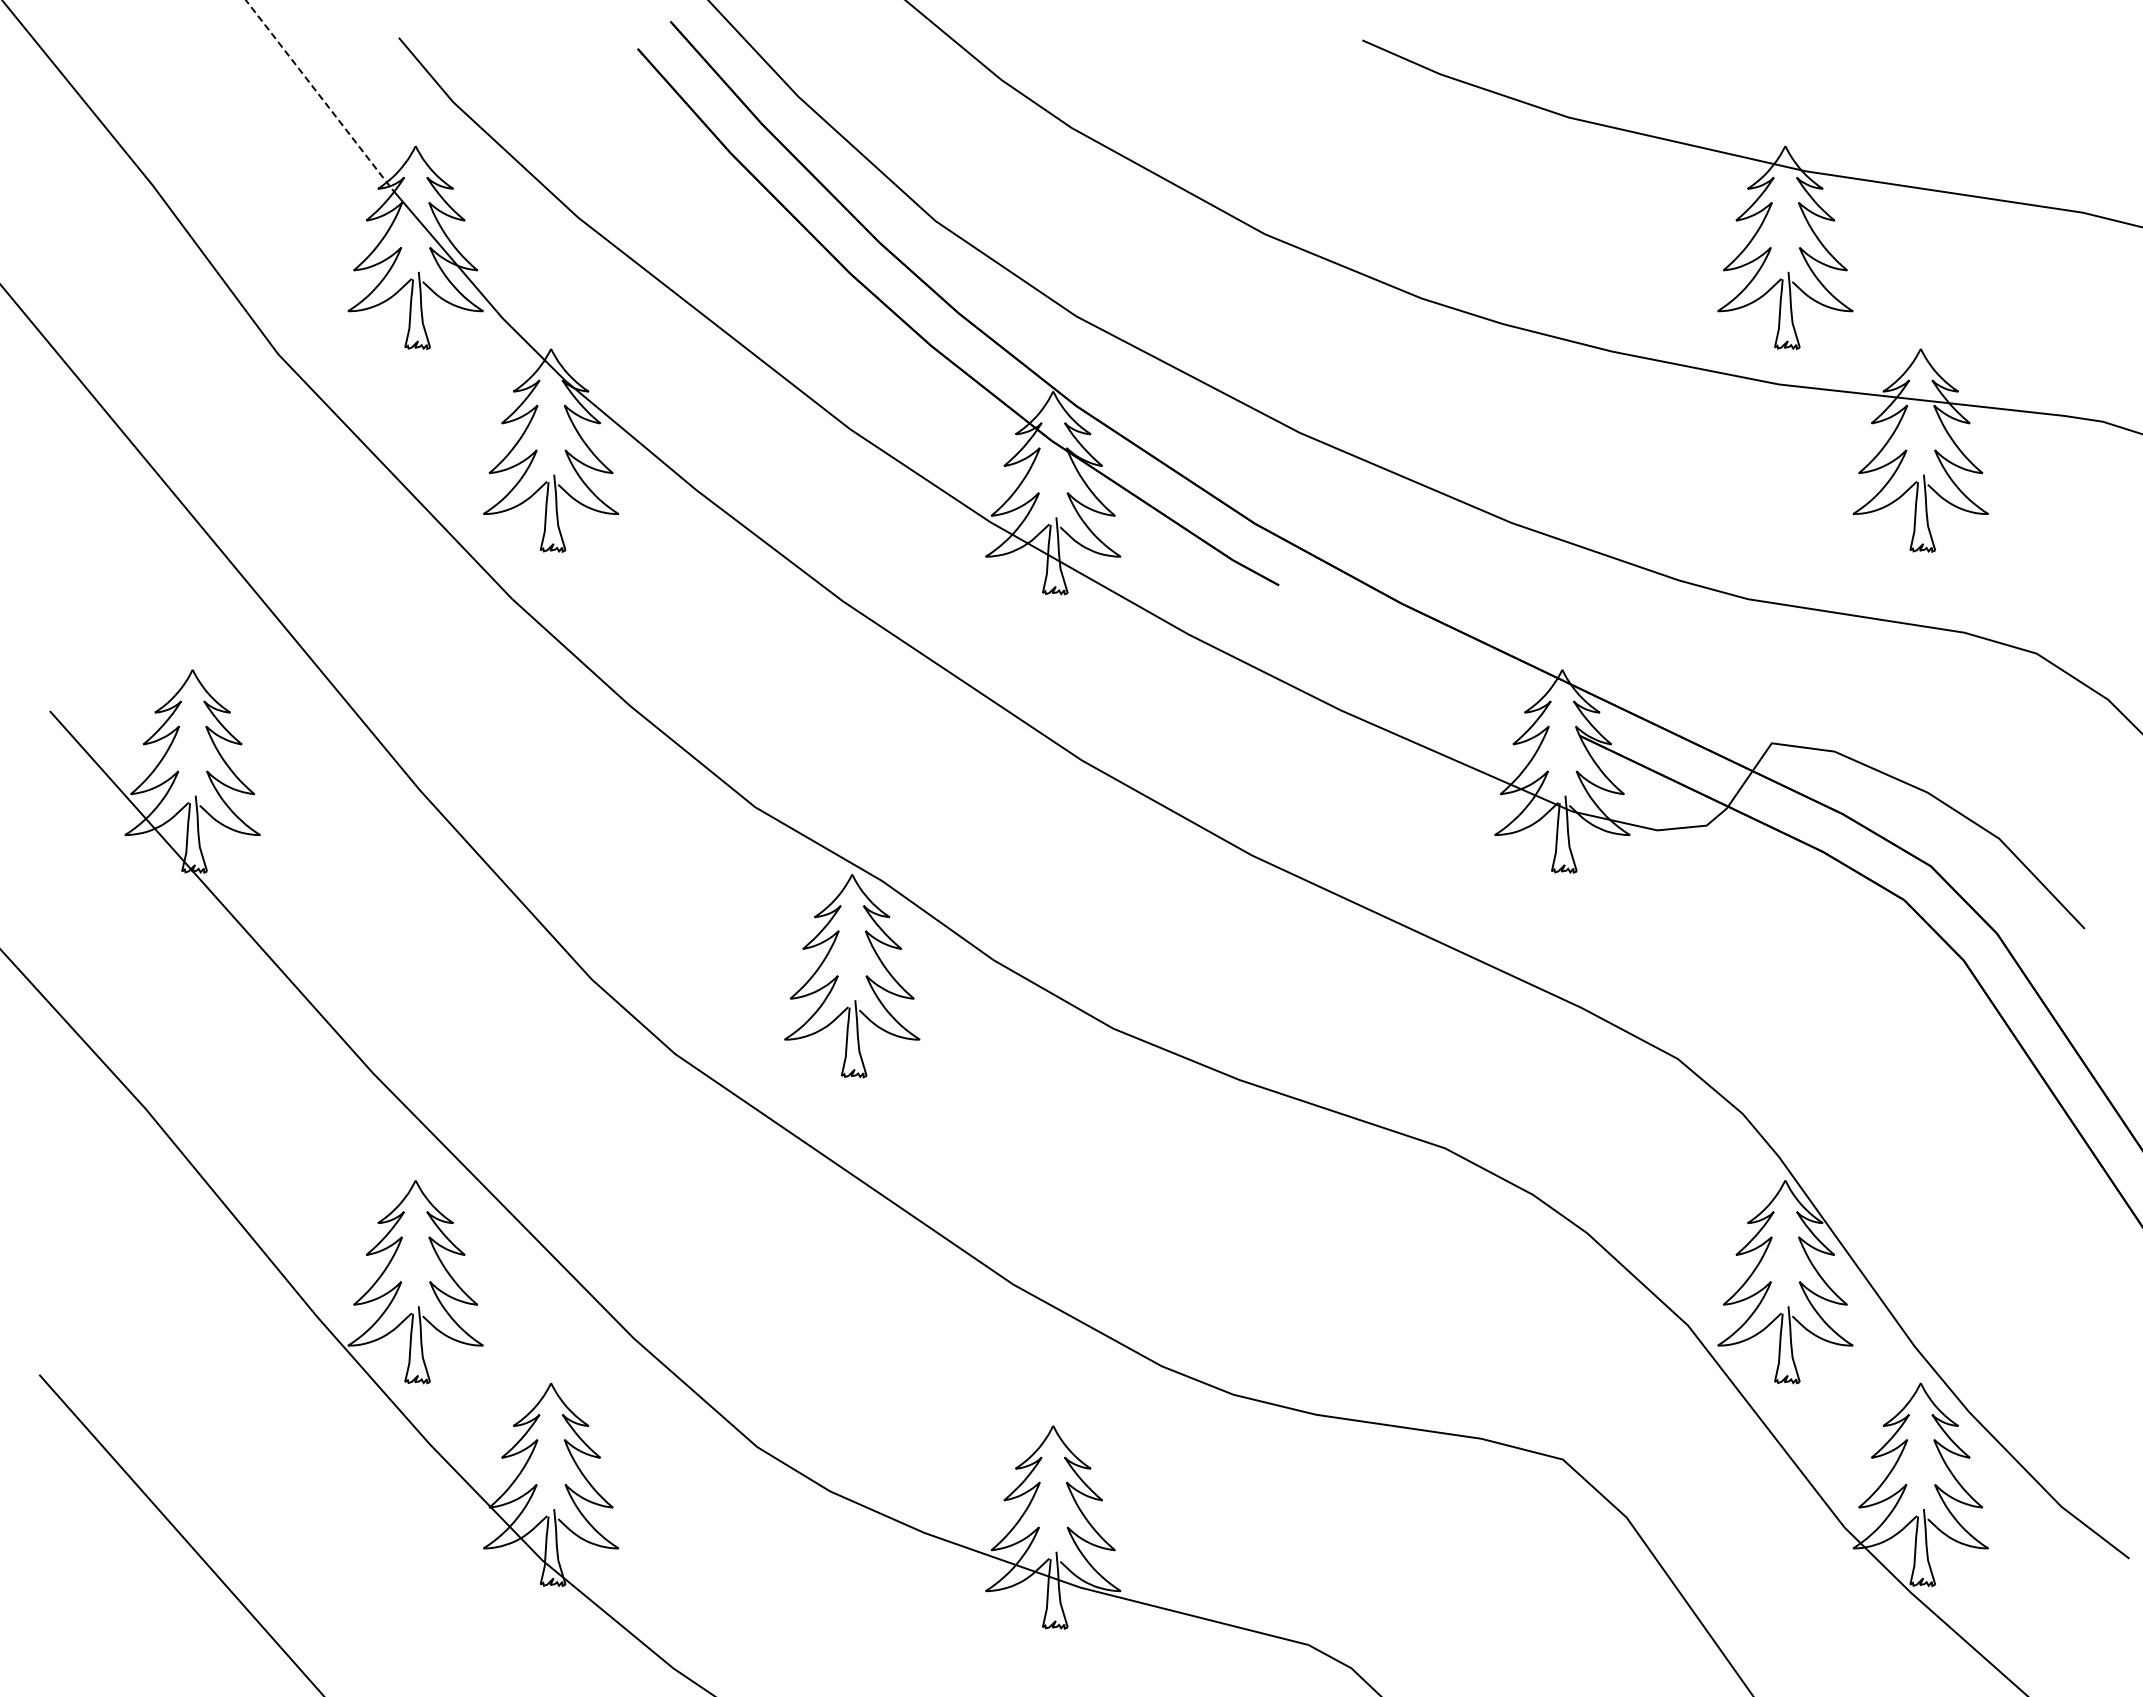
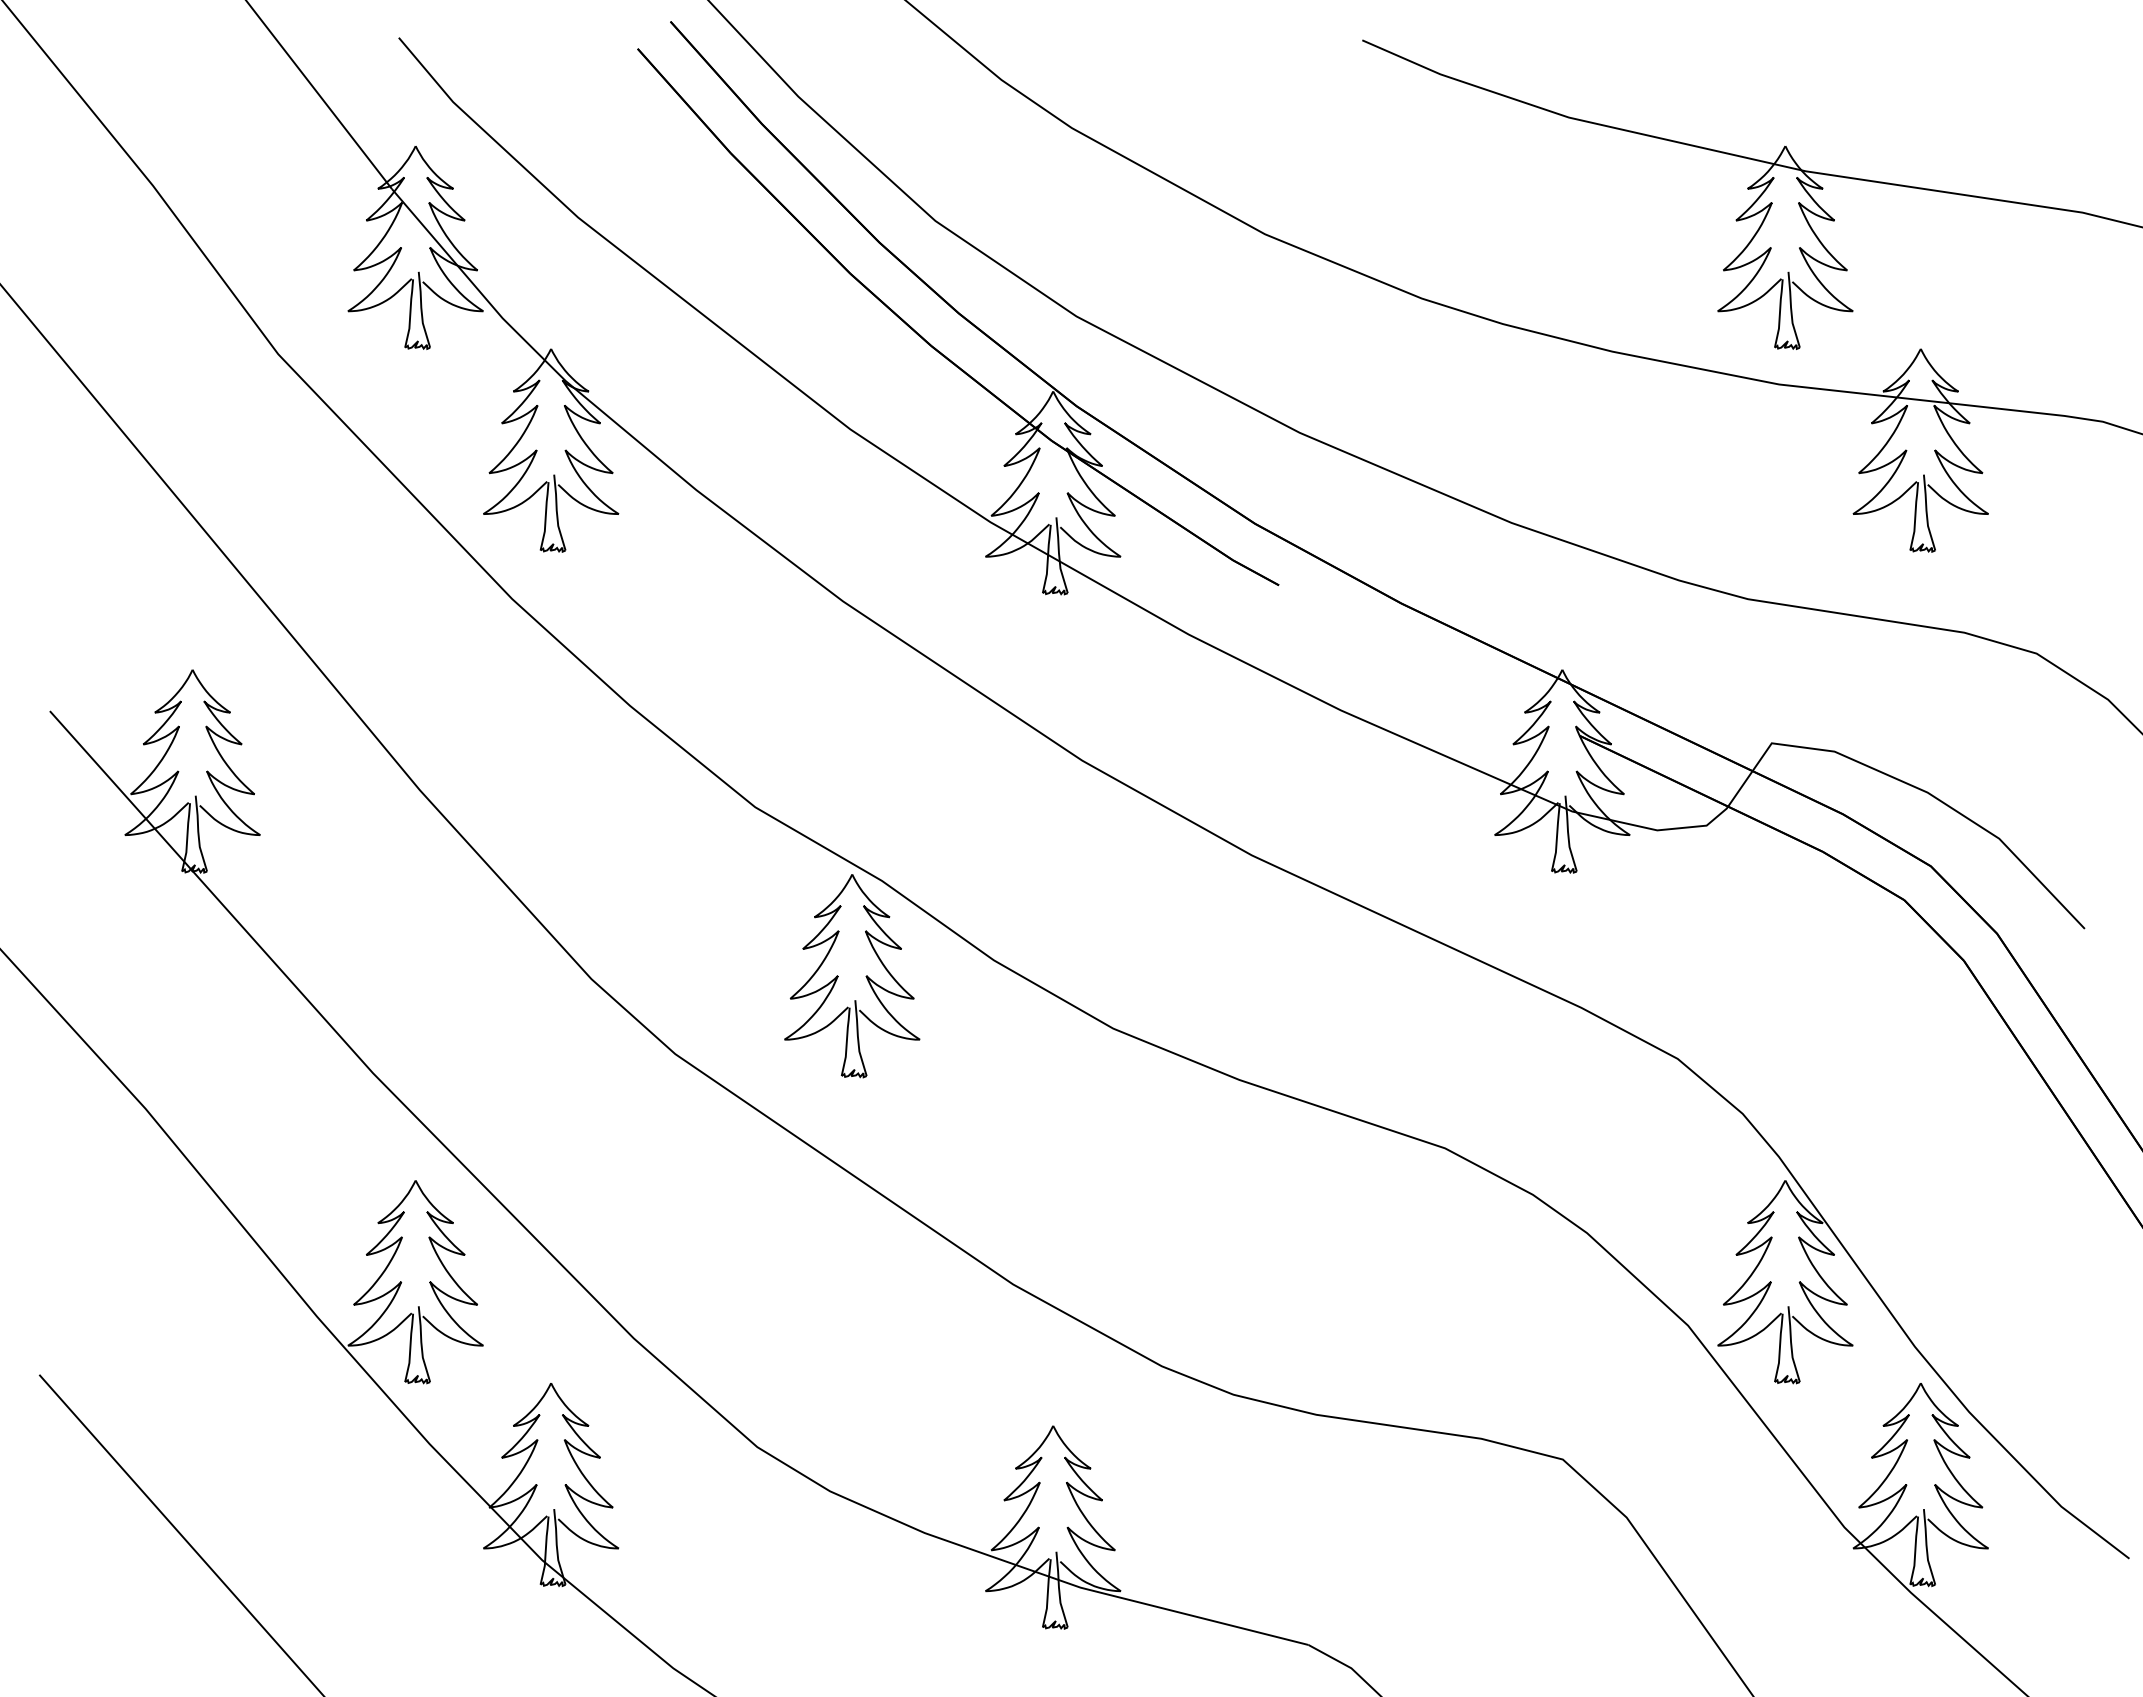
line: dashed -> solid (319, 95)
